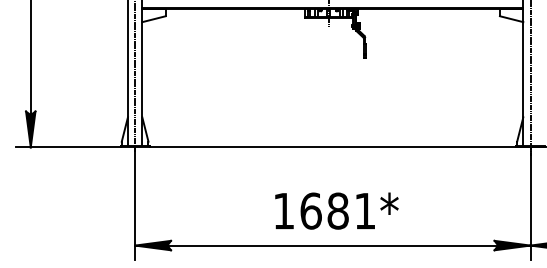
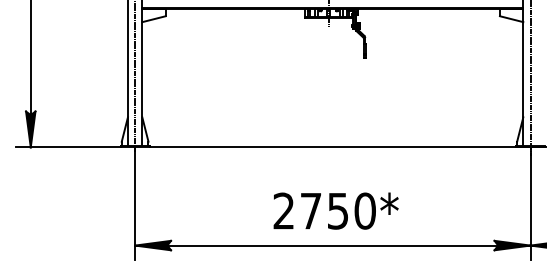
text: 1681* -> 2750* (324, 210)
